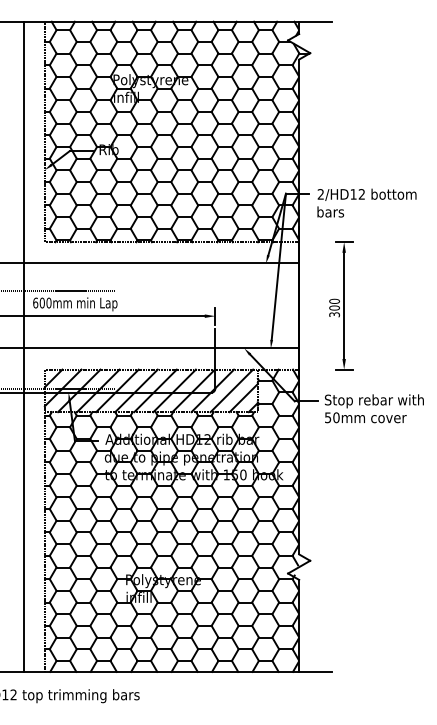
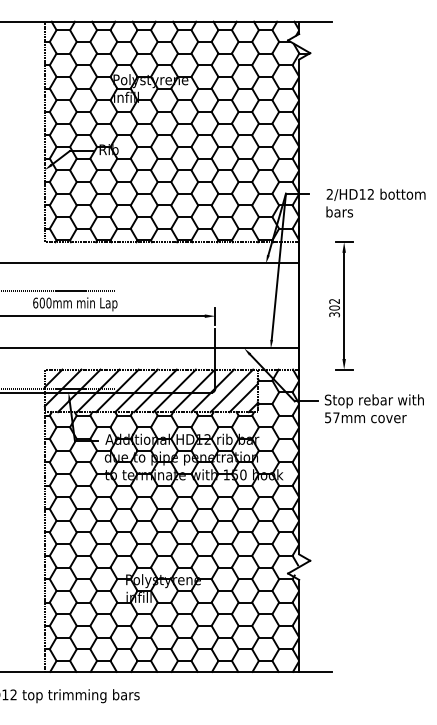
text position: (366, 202) -> (375, 202) (375, 202)
text: 300 -> 302 (334, 300)
line: present -> none (23, 346)
text: 50mm -> 57mm (336, 417)
